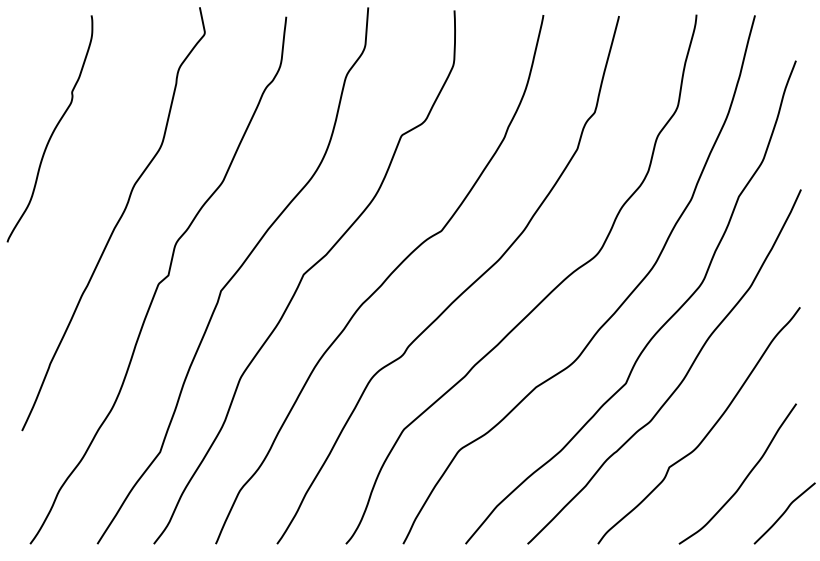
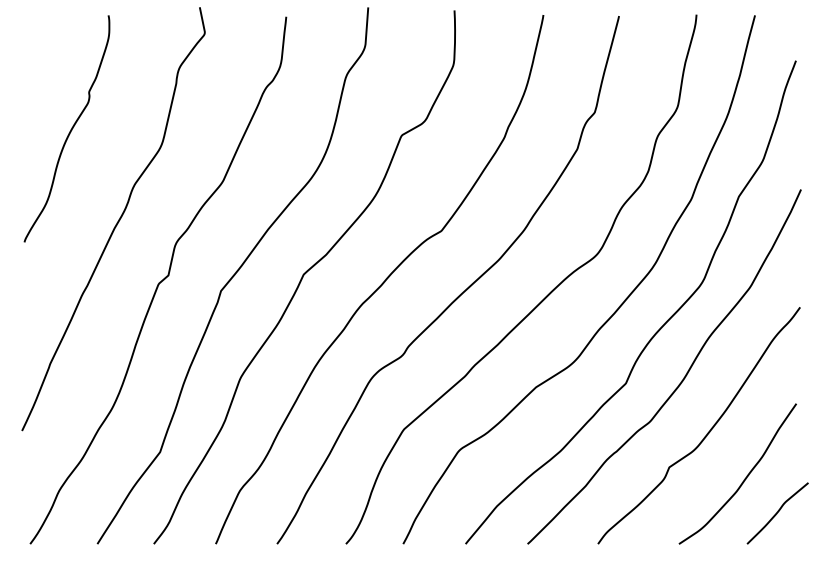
curve position: (53, 129) -> (70, 129) (70, 129)
curve position: (784, 513) -> (777, 513) (777, 513)
